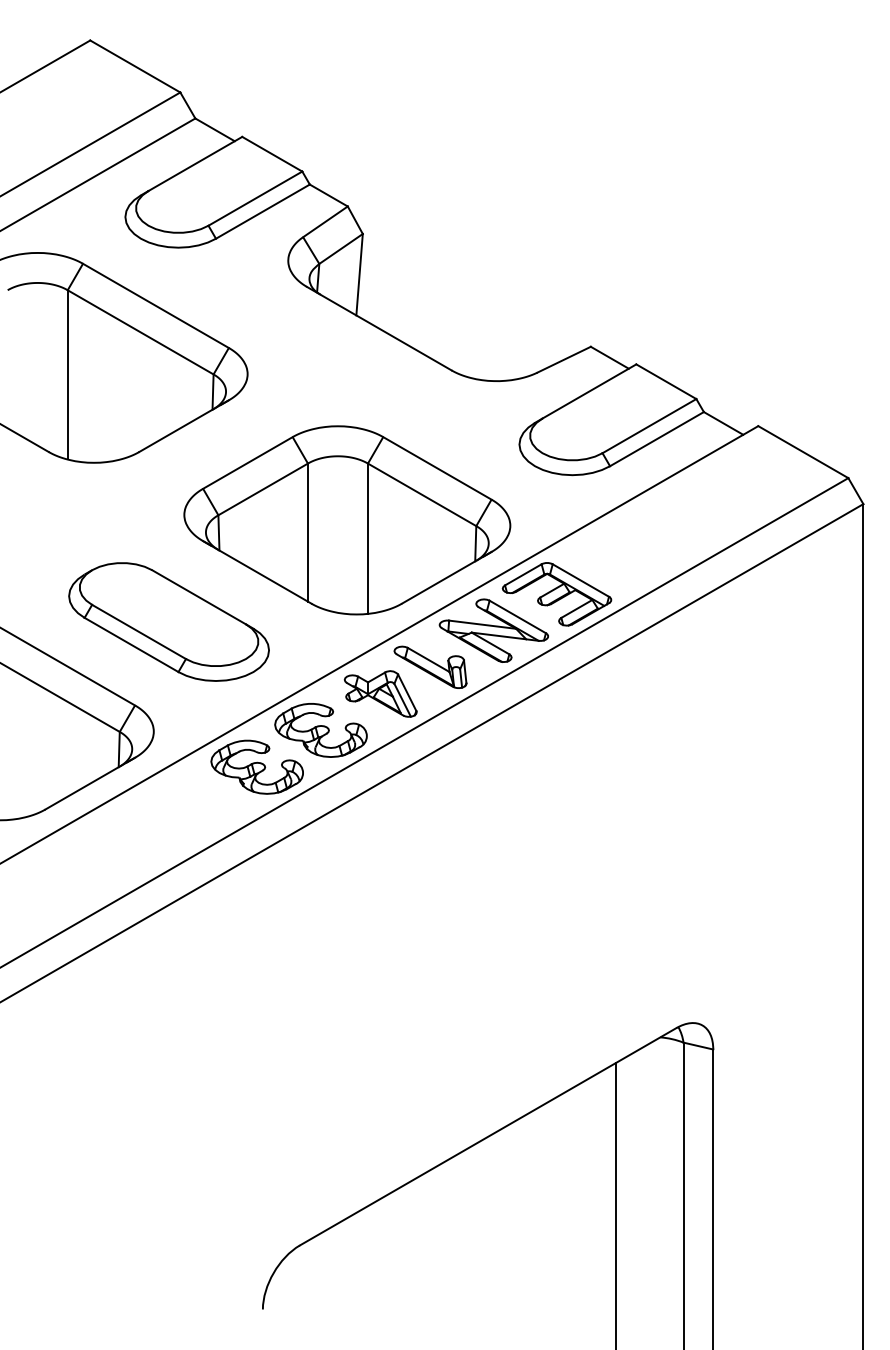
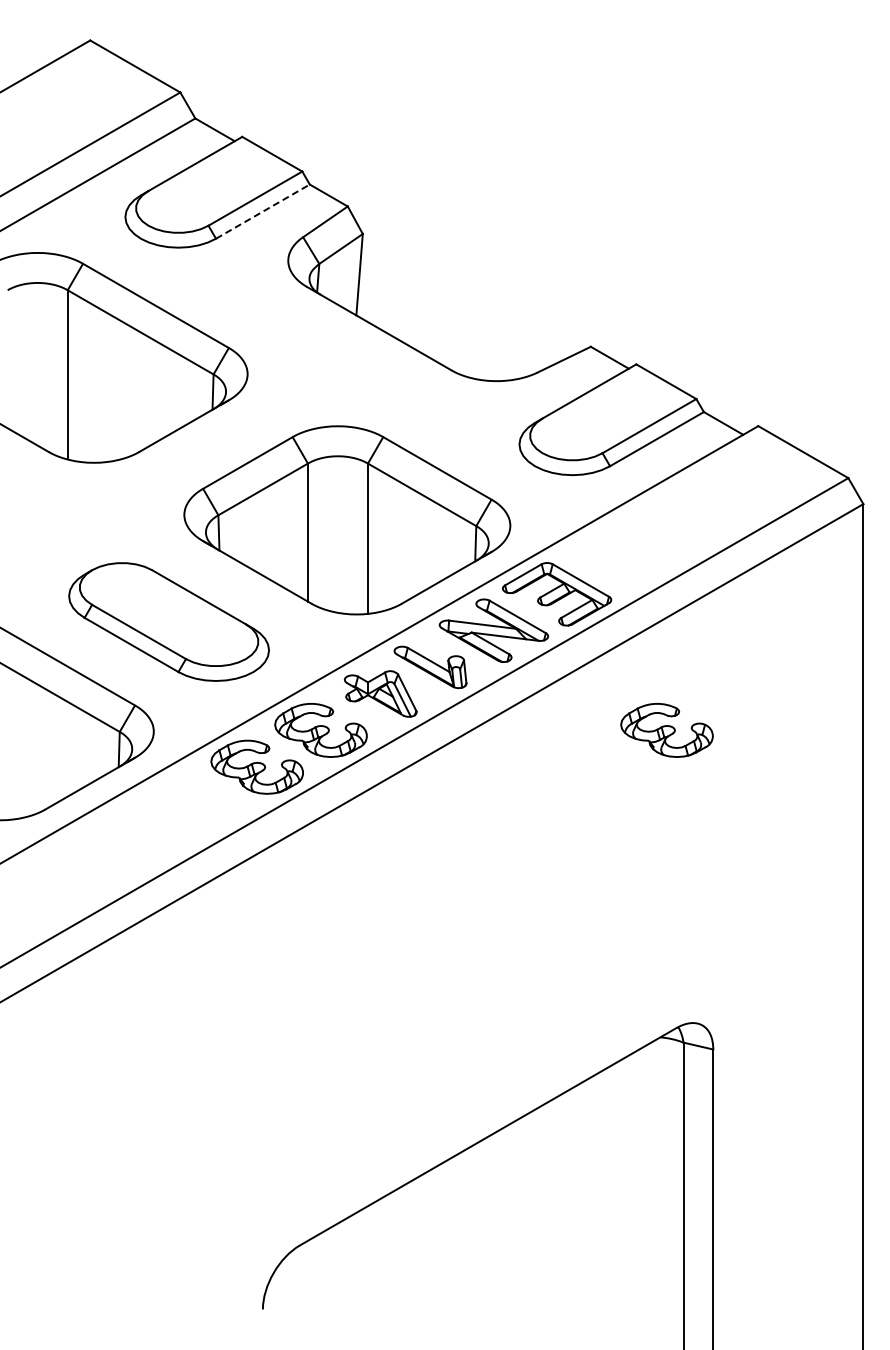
line: solid -> dashed (263, 211)
part: none -> present (666, 730)
line: present -> none (615, 1204)
